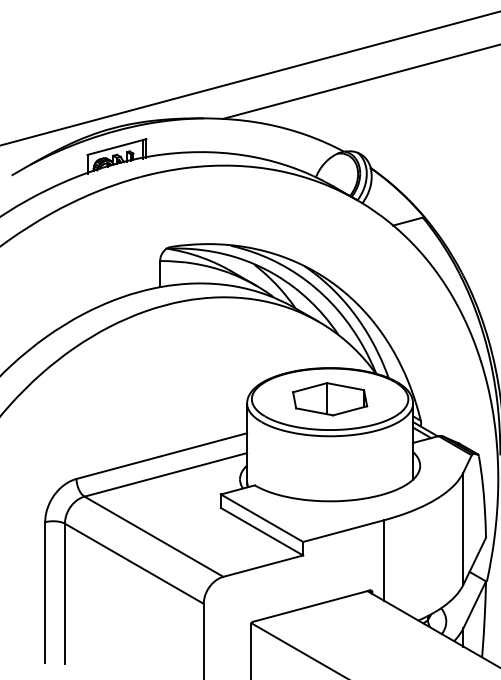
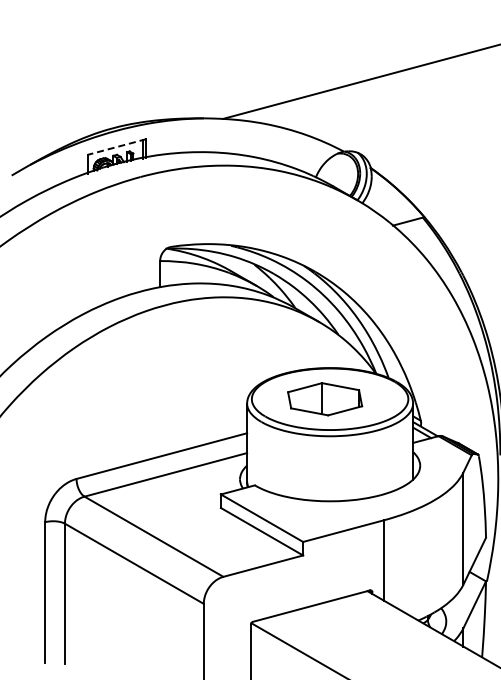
line: present -> none (249, 78)
line: solid -> dashed (116, 147)
part position: (330, 399) -> (325, 399) (325, 399)
